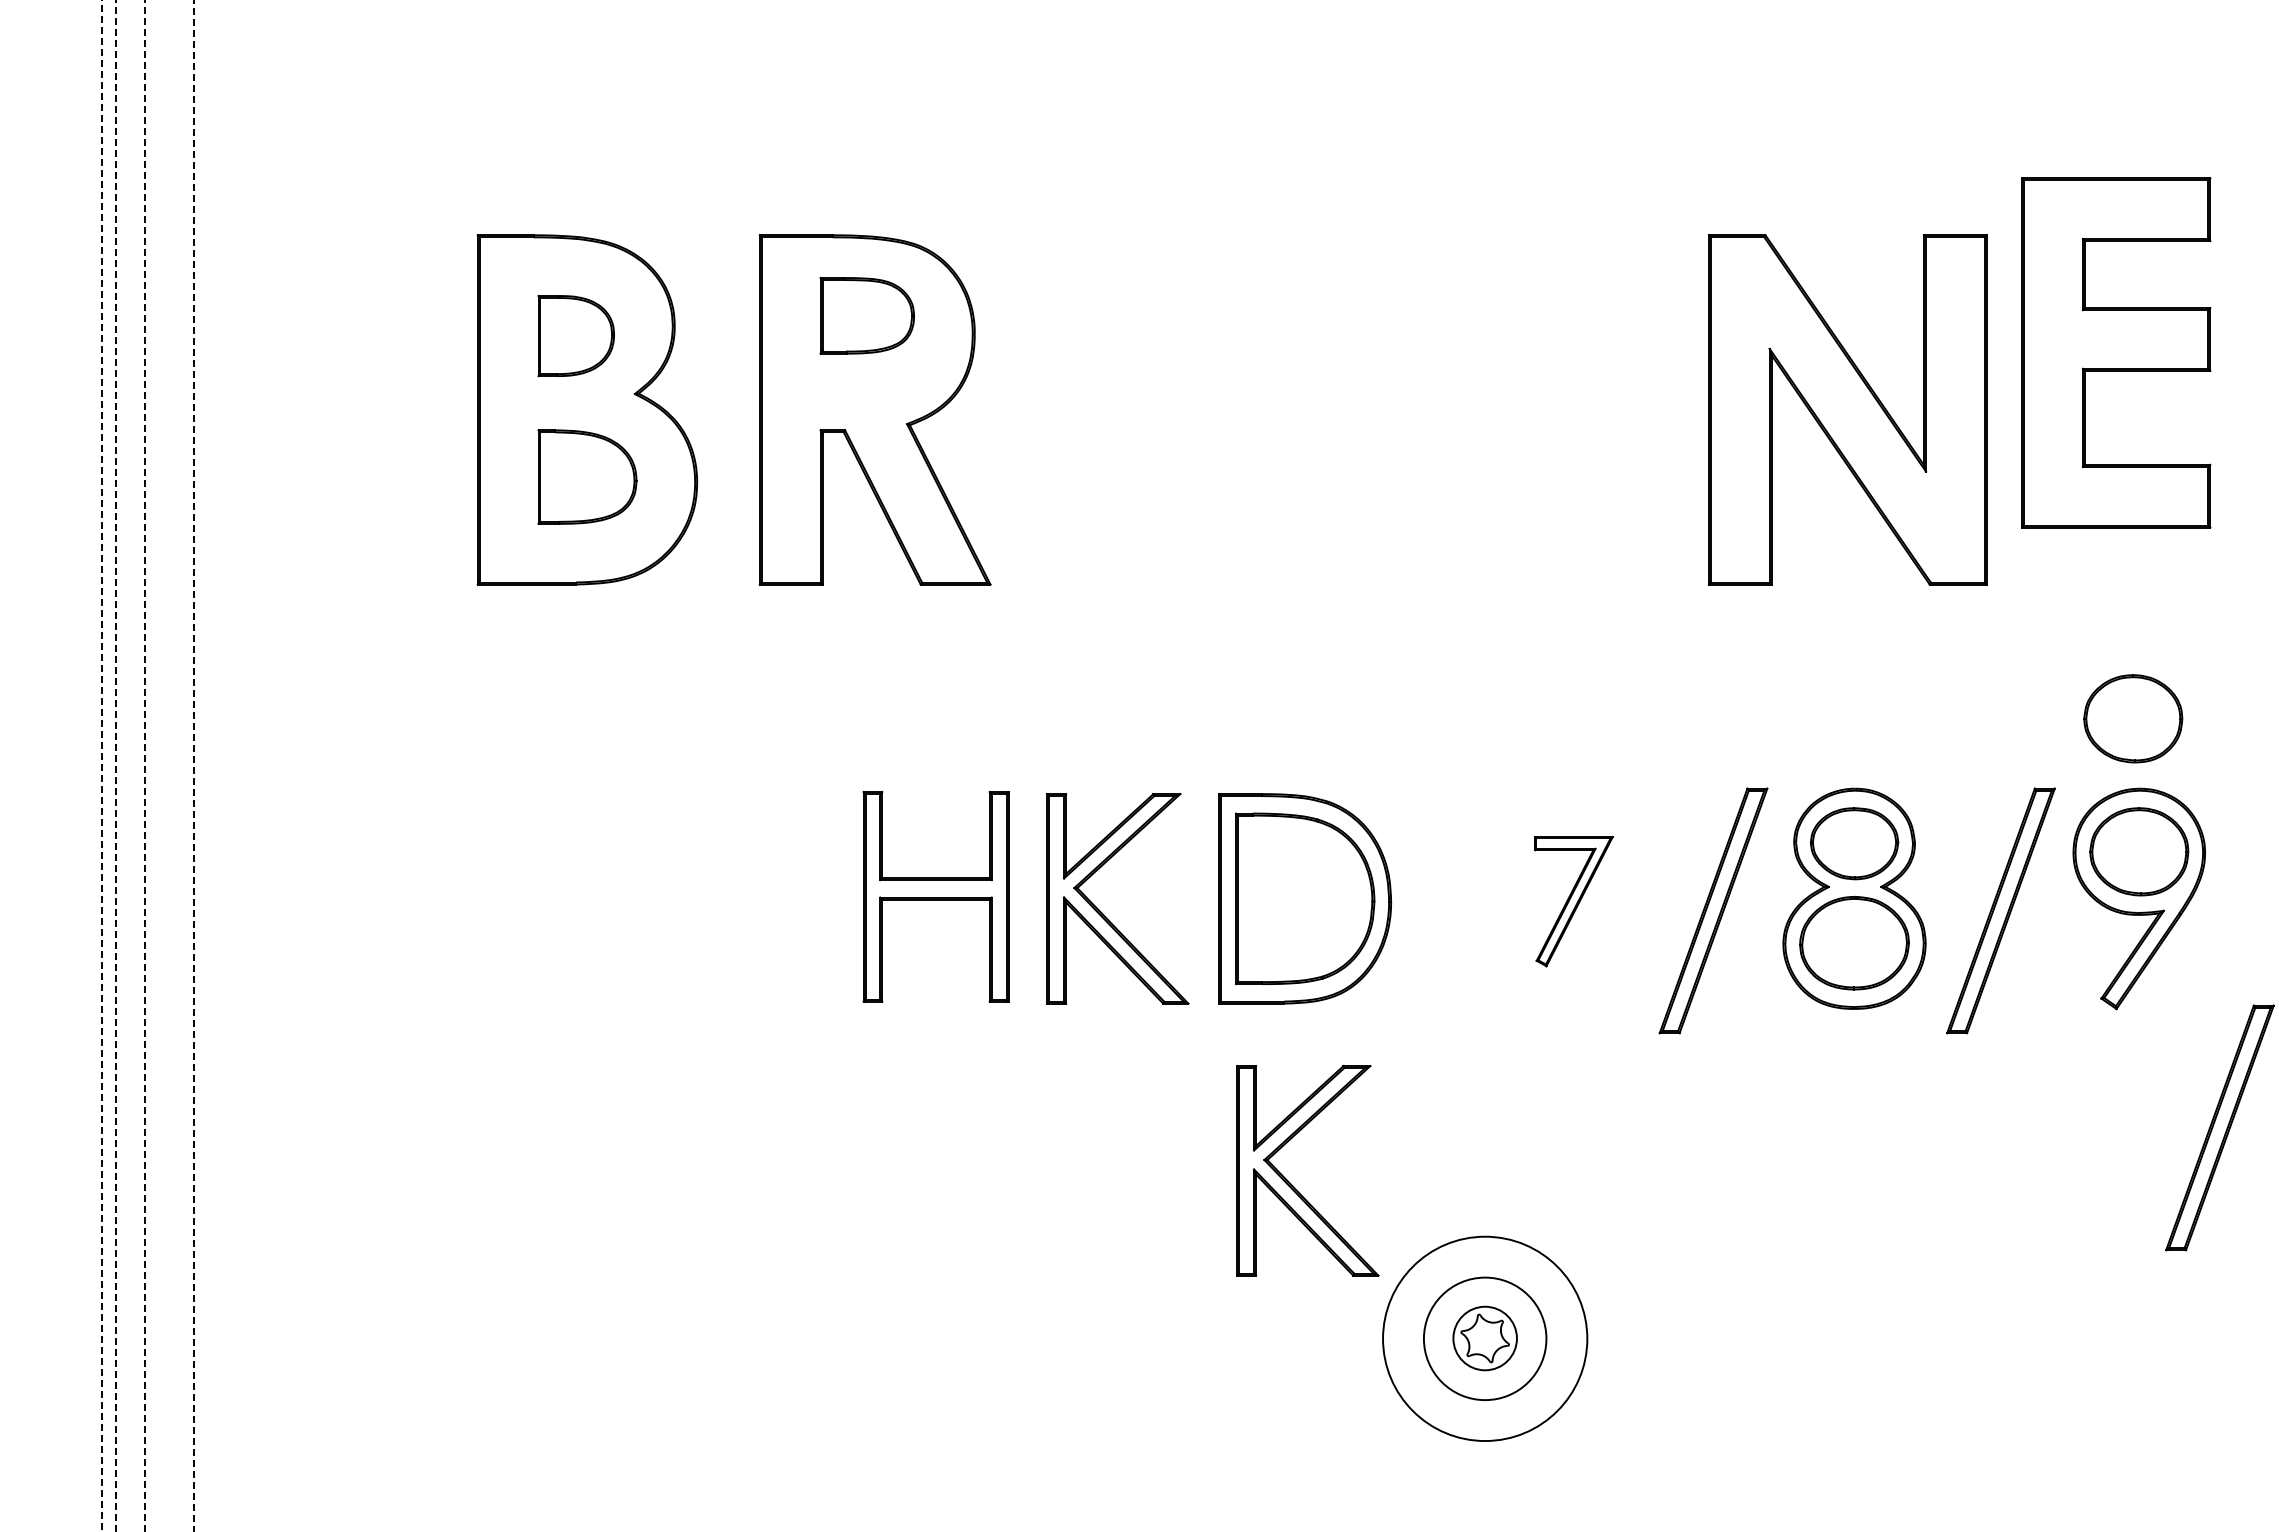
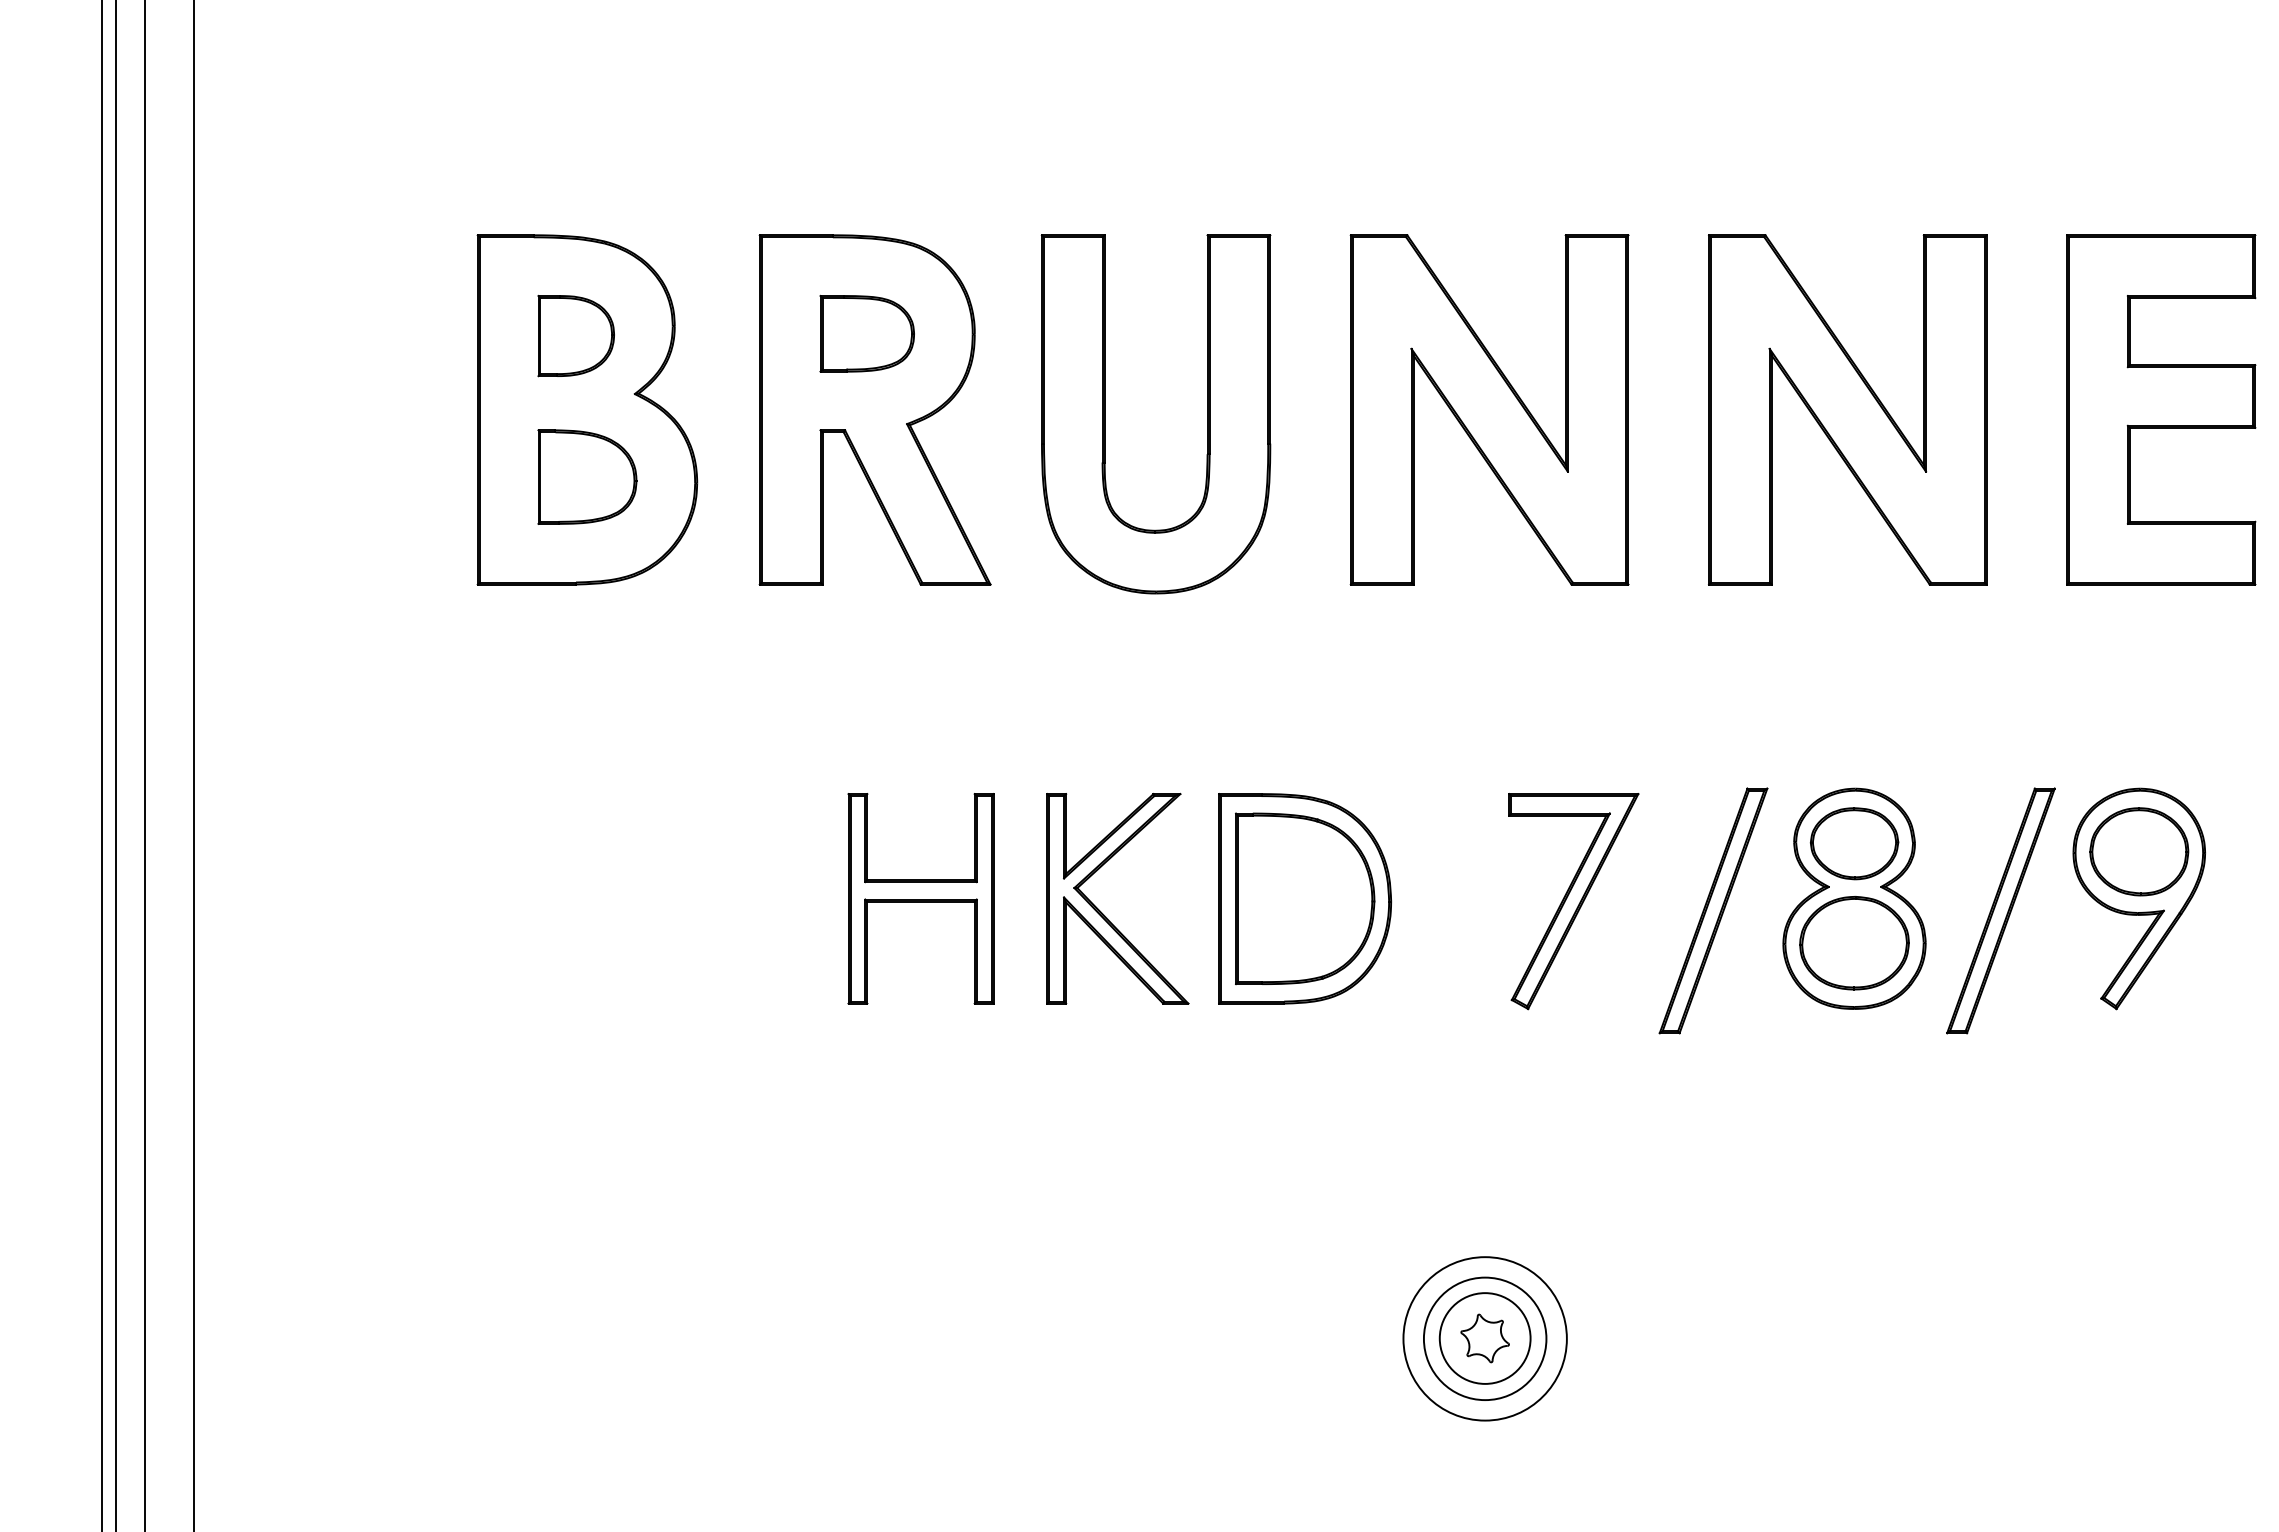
part position: (866, 315) -> (866, 333) (866, 333)
part position: (2116, 352) -> (2161, 409) (2161, 409)
part: none -> present (1489, 409)
part: none -> present (1105, 414)
part: present -> none (2133, 718)
line: dashed -> solid (102, 765)
line: dashed -> solid (144, 765)
line: dashed -> solid (115, 766)
line: dashed -> solid (194, 766)
part position: (935, 896) -> (920, 898) (920, 898)
part size: 80x132 px -> 132x218 px (1573, 901)
part: present -> none (2219, 1127)
part: present -> none (1292, 1184)
circle diameter: 64 px -> 91 px (1484, 1338)
circle diameter: 204 px -> 163 px (1484, 1338)
